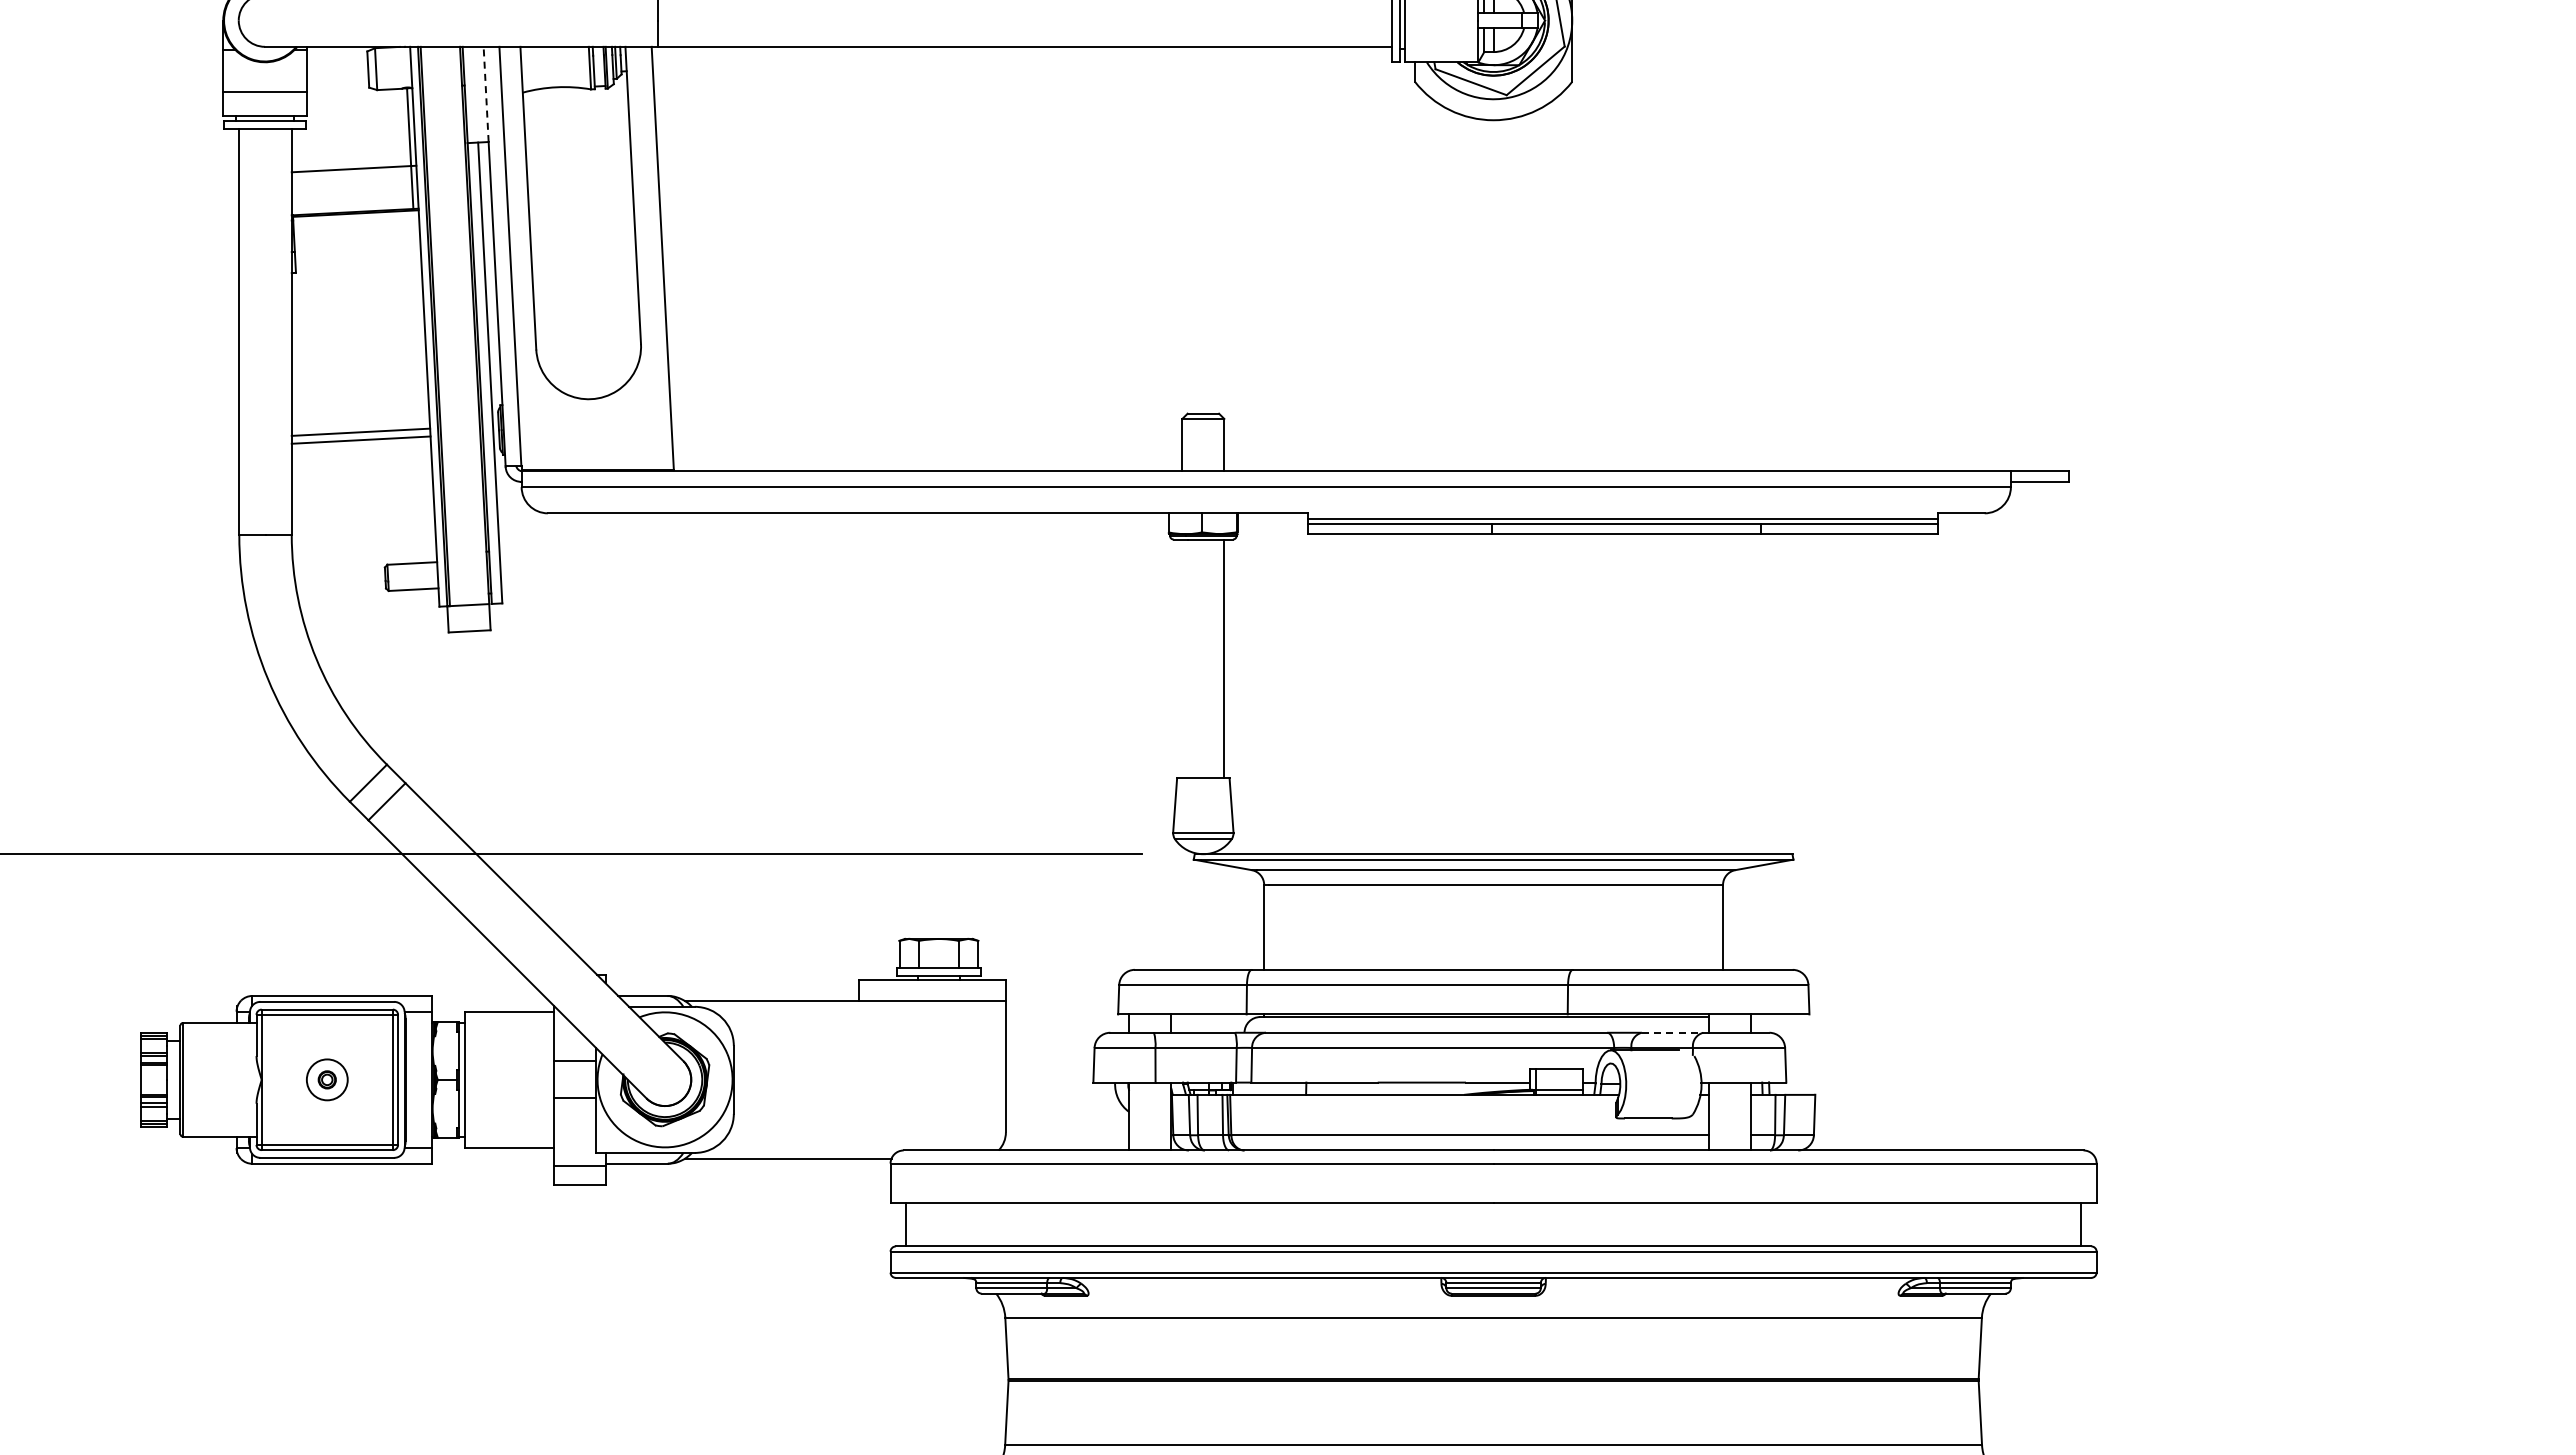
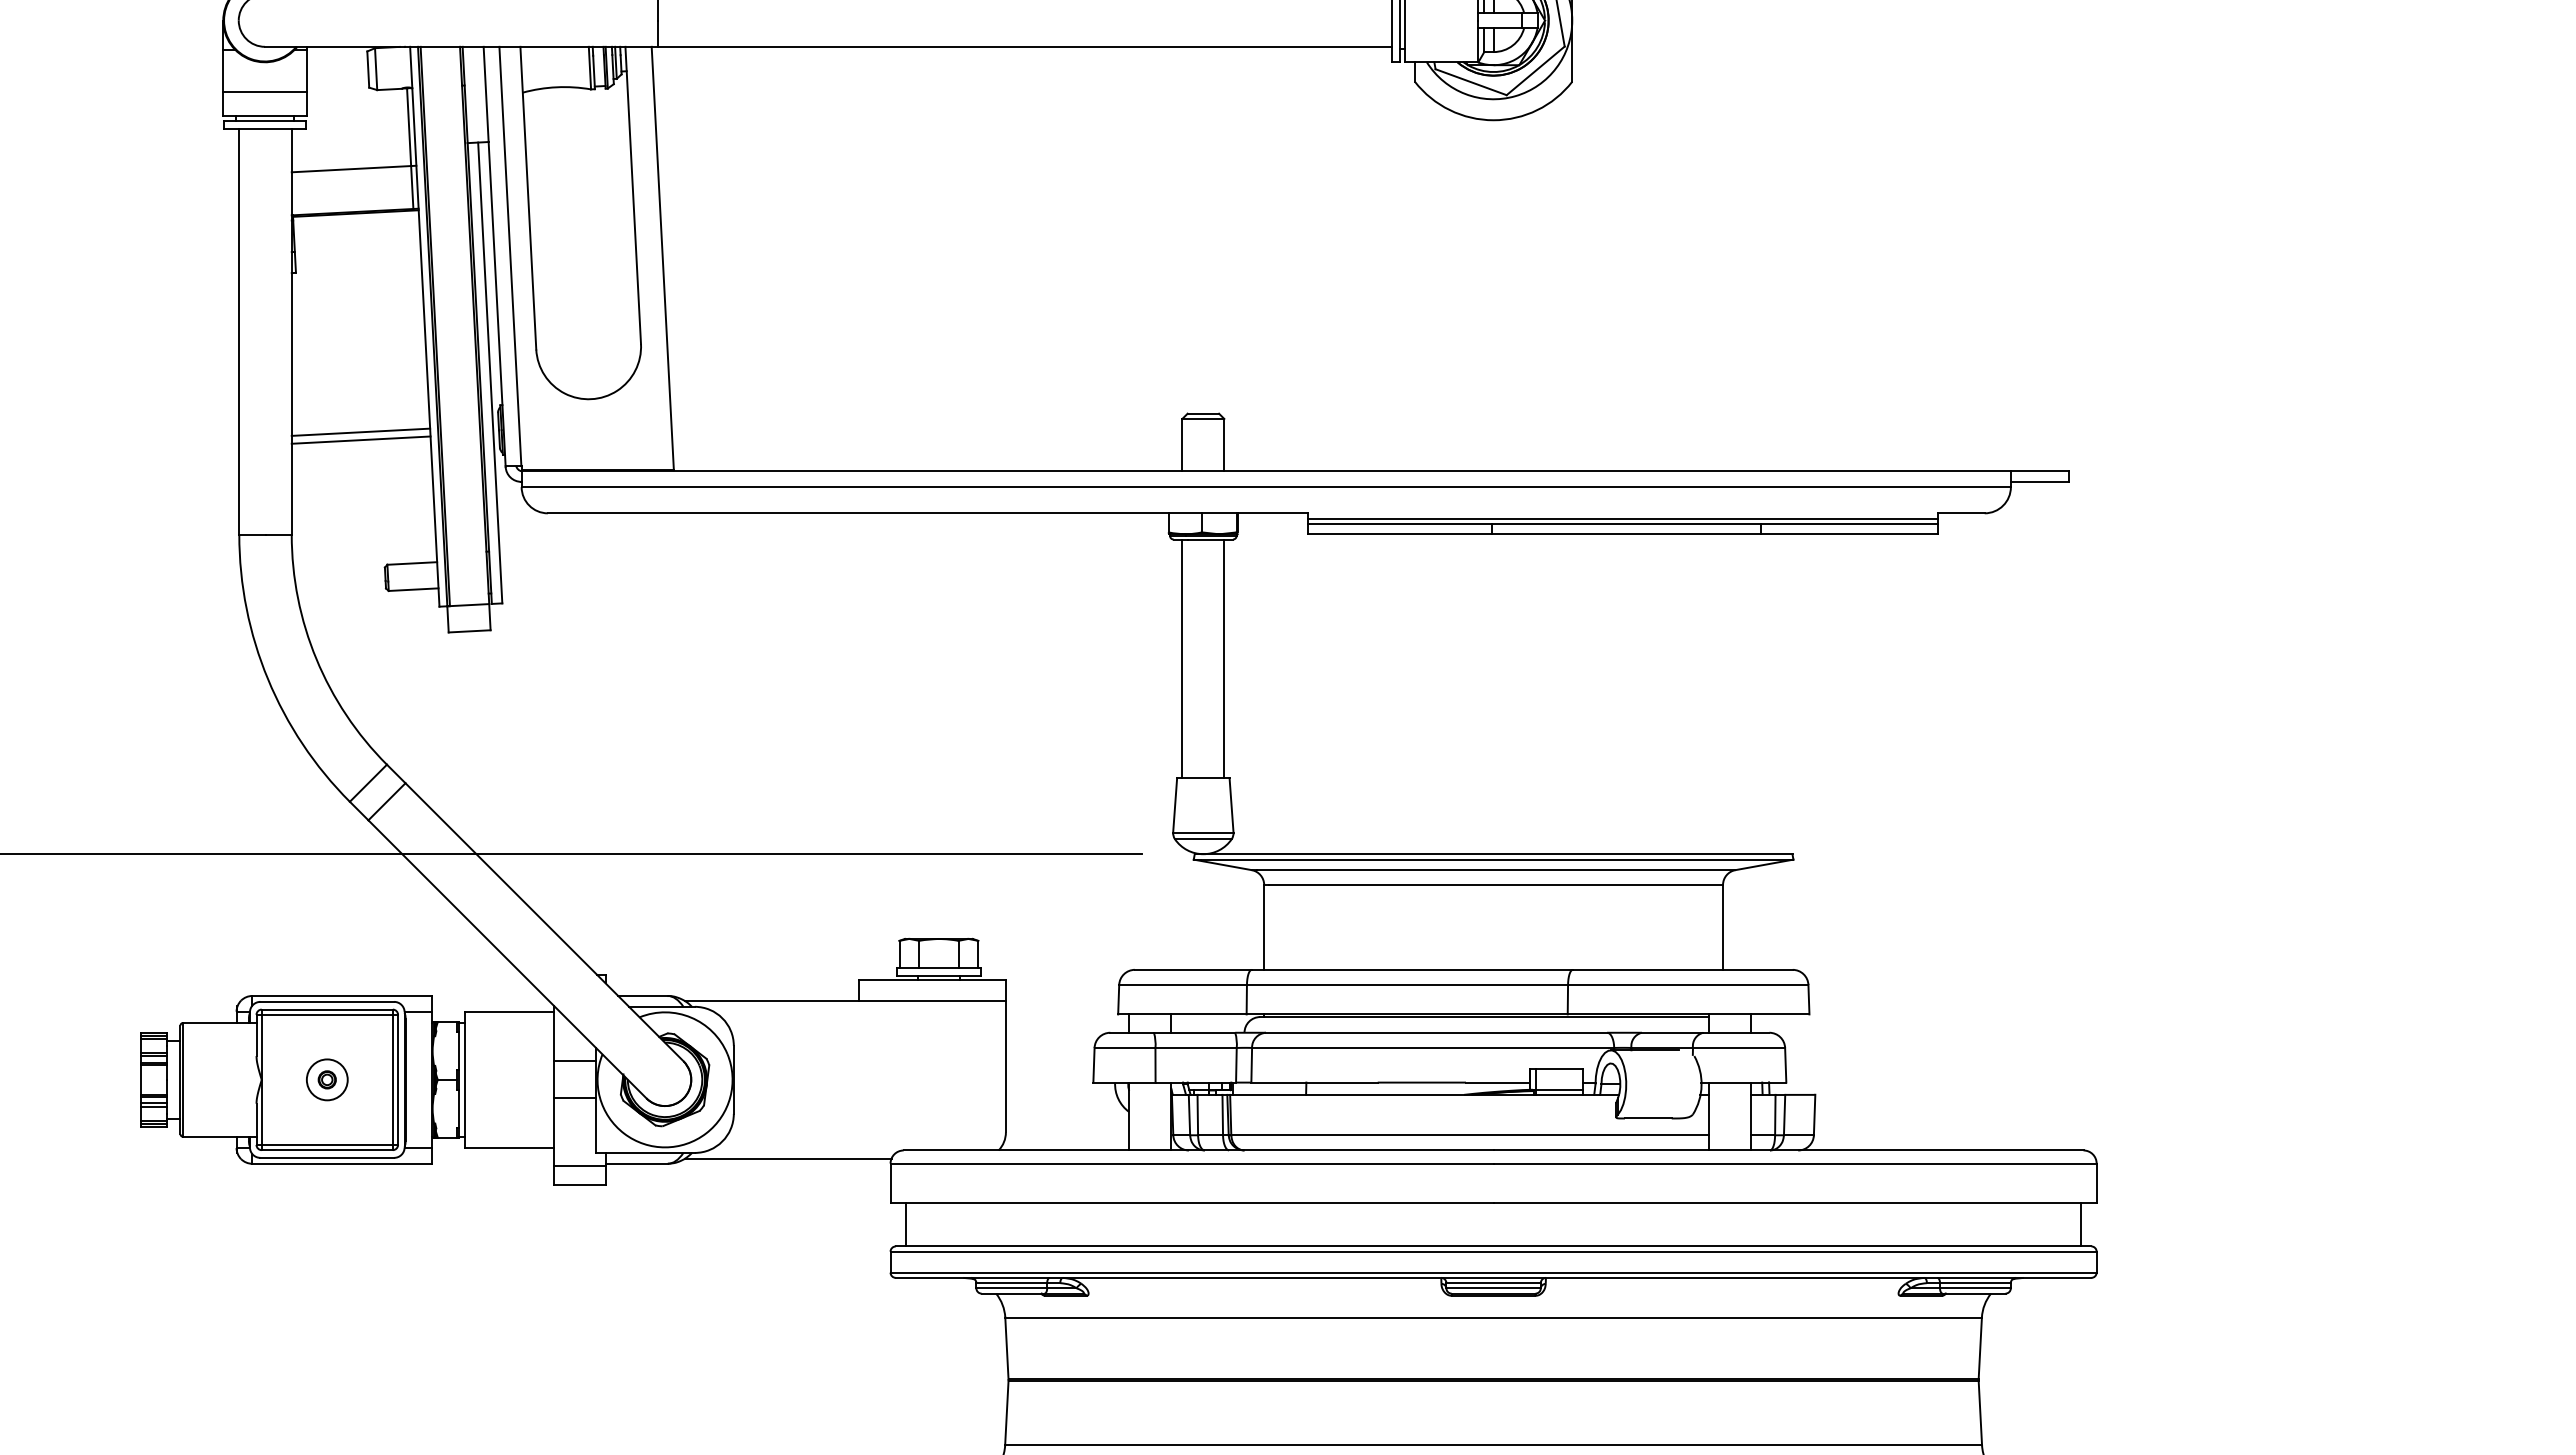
line: dashed -> solid (486, 94)
line: none -> present (1182, 658)
line: dashed -> solid (1672, 1032)
